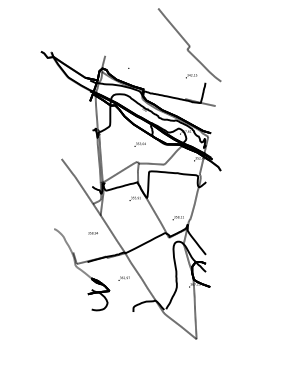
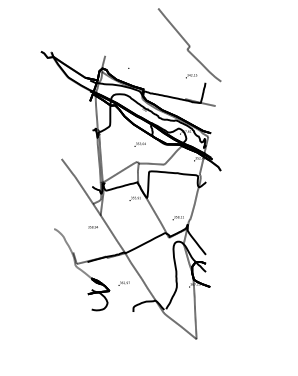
text position: (92, 233) -> (92, 227) (92, 227)
text position: (123, 278) -> (123, 283) (123, 283)
